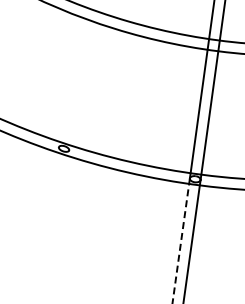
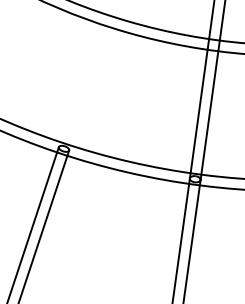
line: none -> present (33, 223)
line: none -> present (44, 225)
line: dashed -> solid (181, 240)
